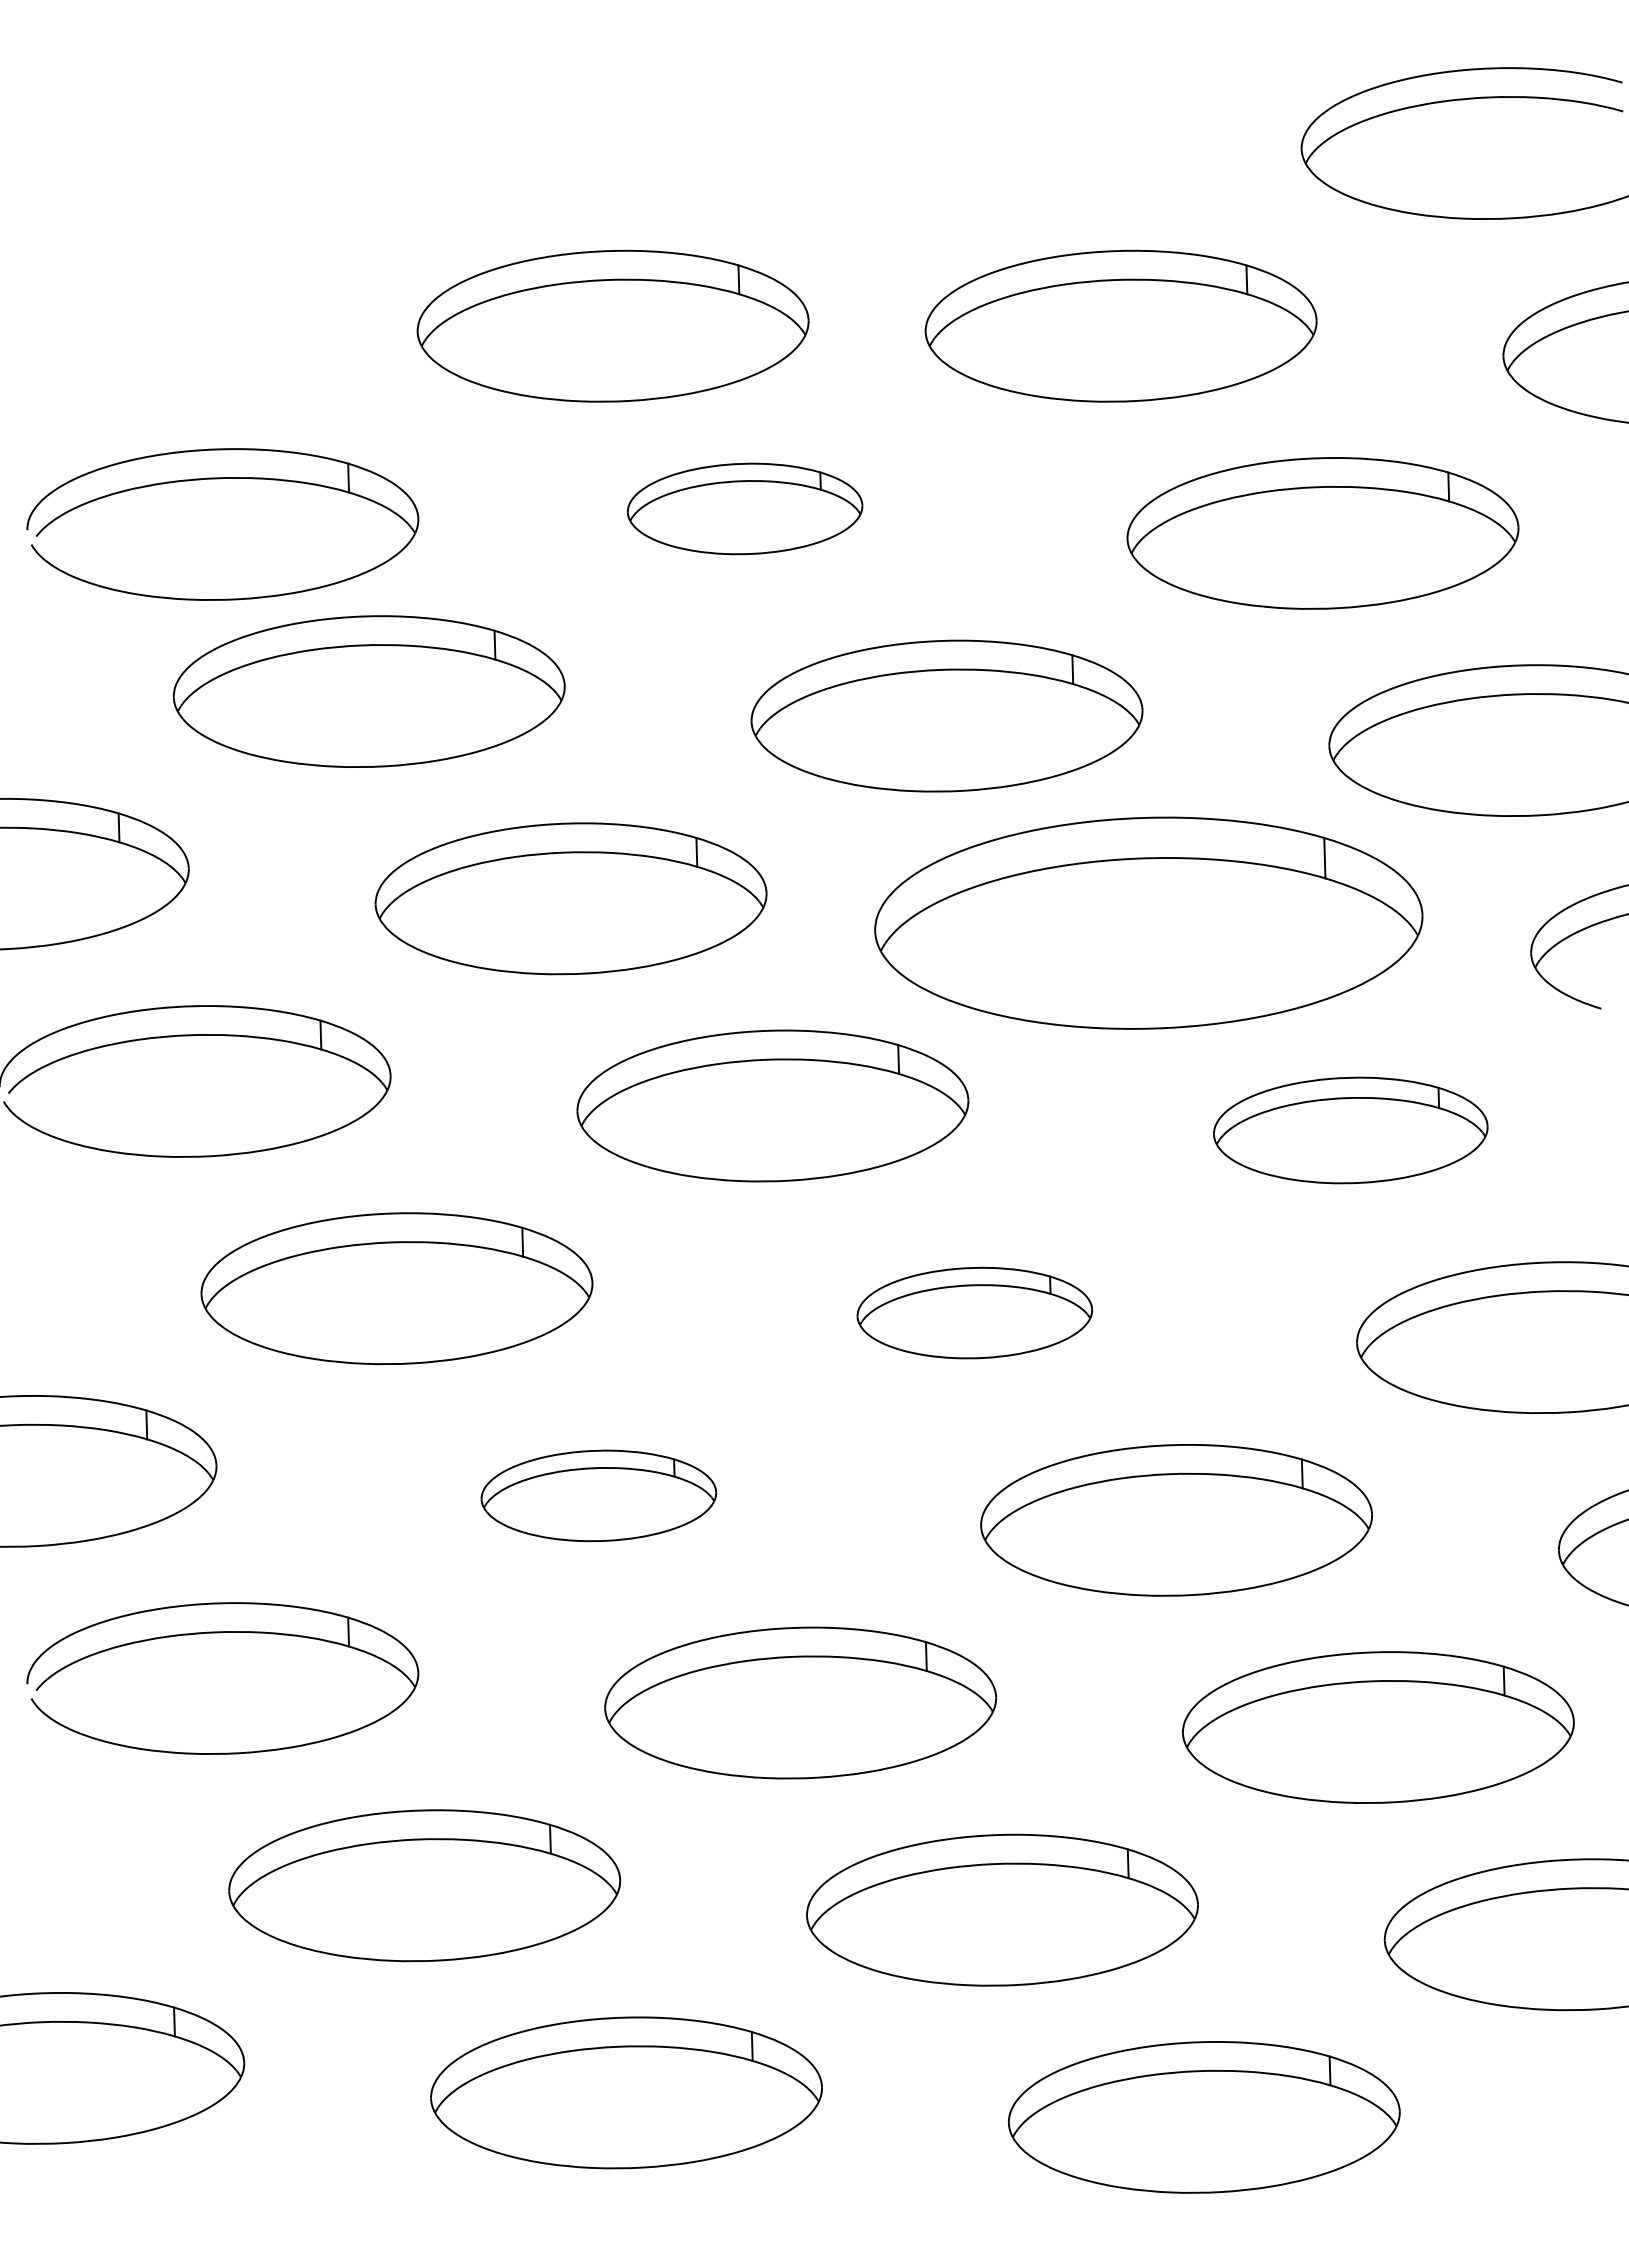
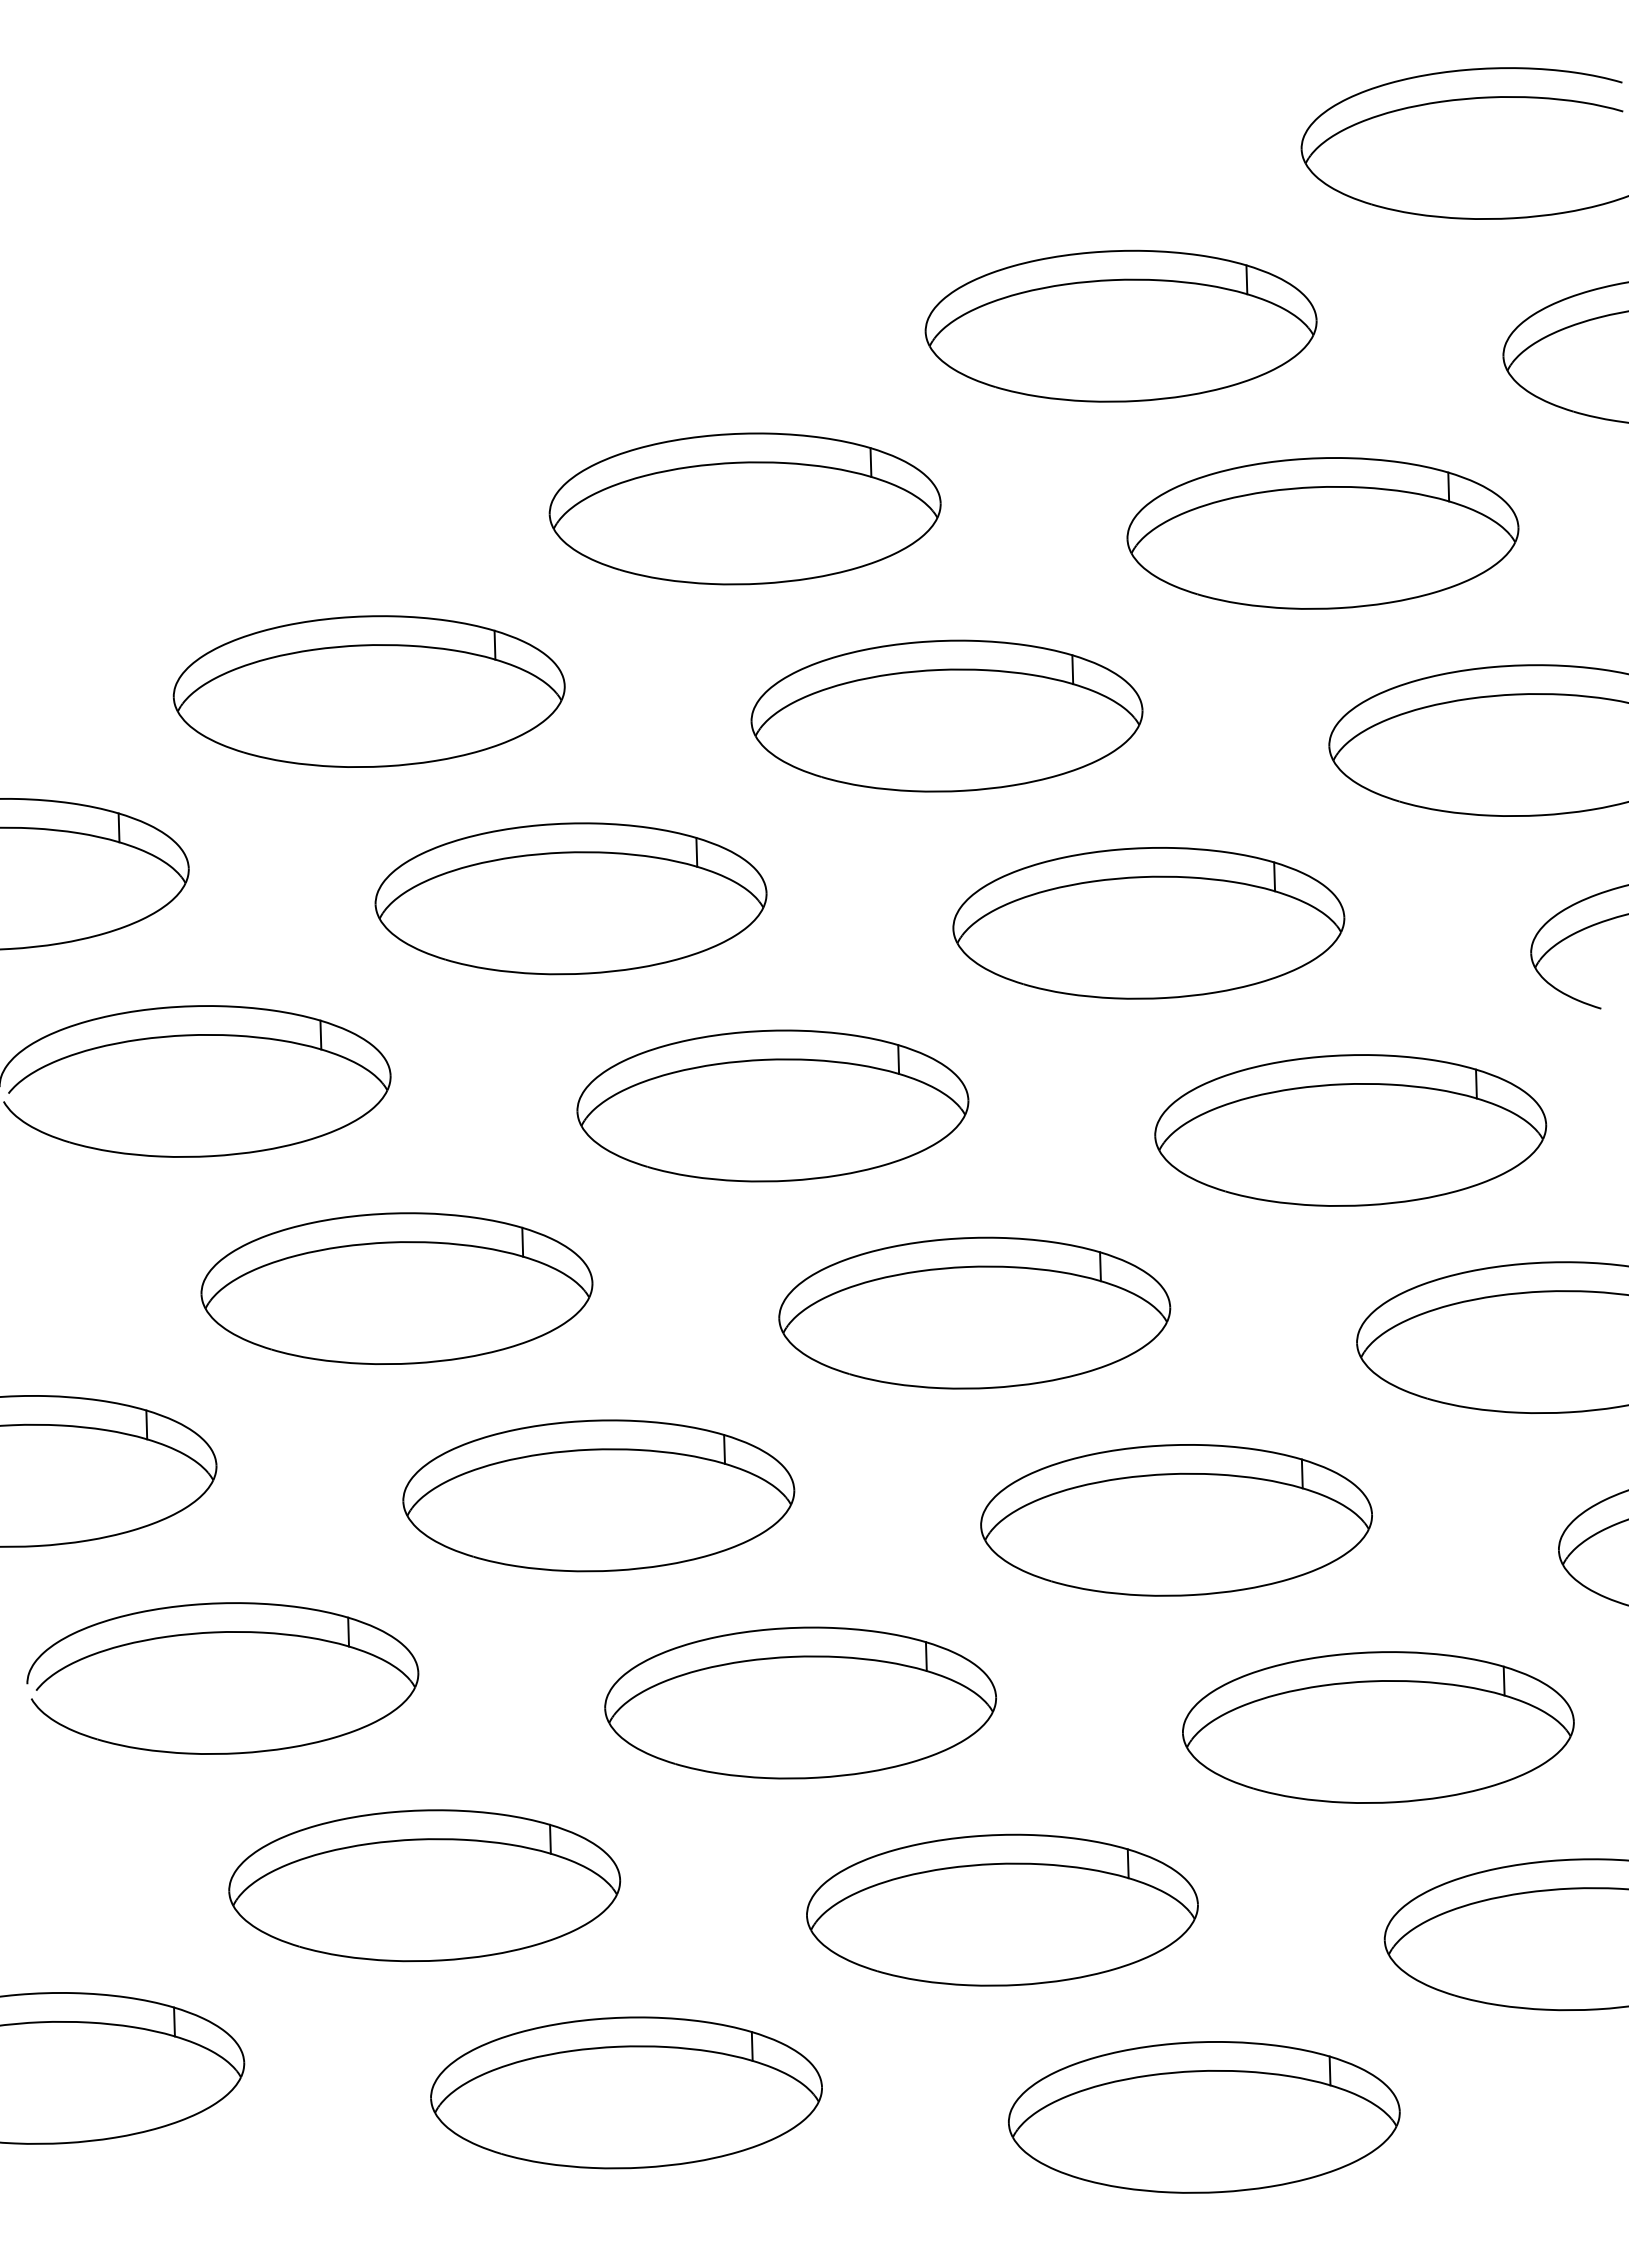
part: present -> none (612, 325)
part: present -> none (221, 479)
part size: 237x94 px -> 394x154 px (744, 508)
part size: 550x214 px -> 394x153 px (1148, 923)
part size: 276x109 px -> 394x153 px (1350, 1130)
part size: 237x94 px -> 394x154 px (974, 1312)
part size: 238x94 px -> 394x154 px (598, 1495)
